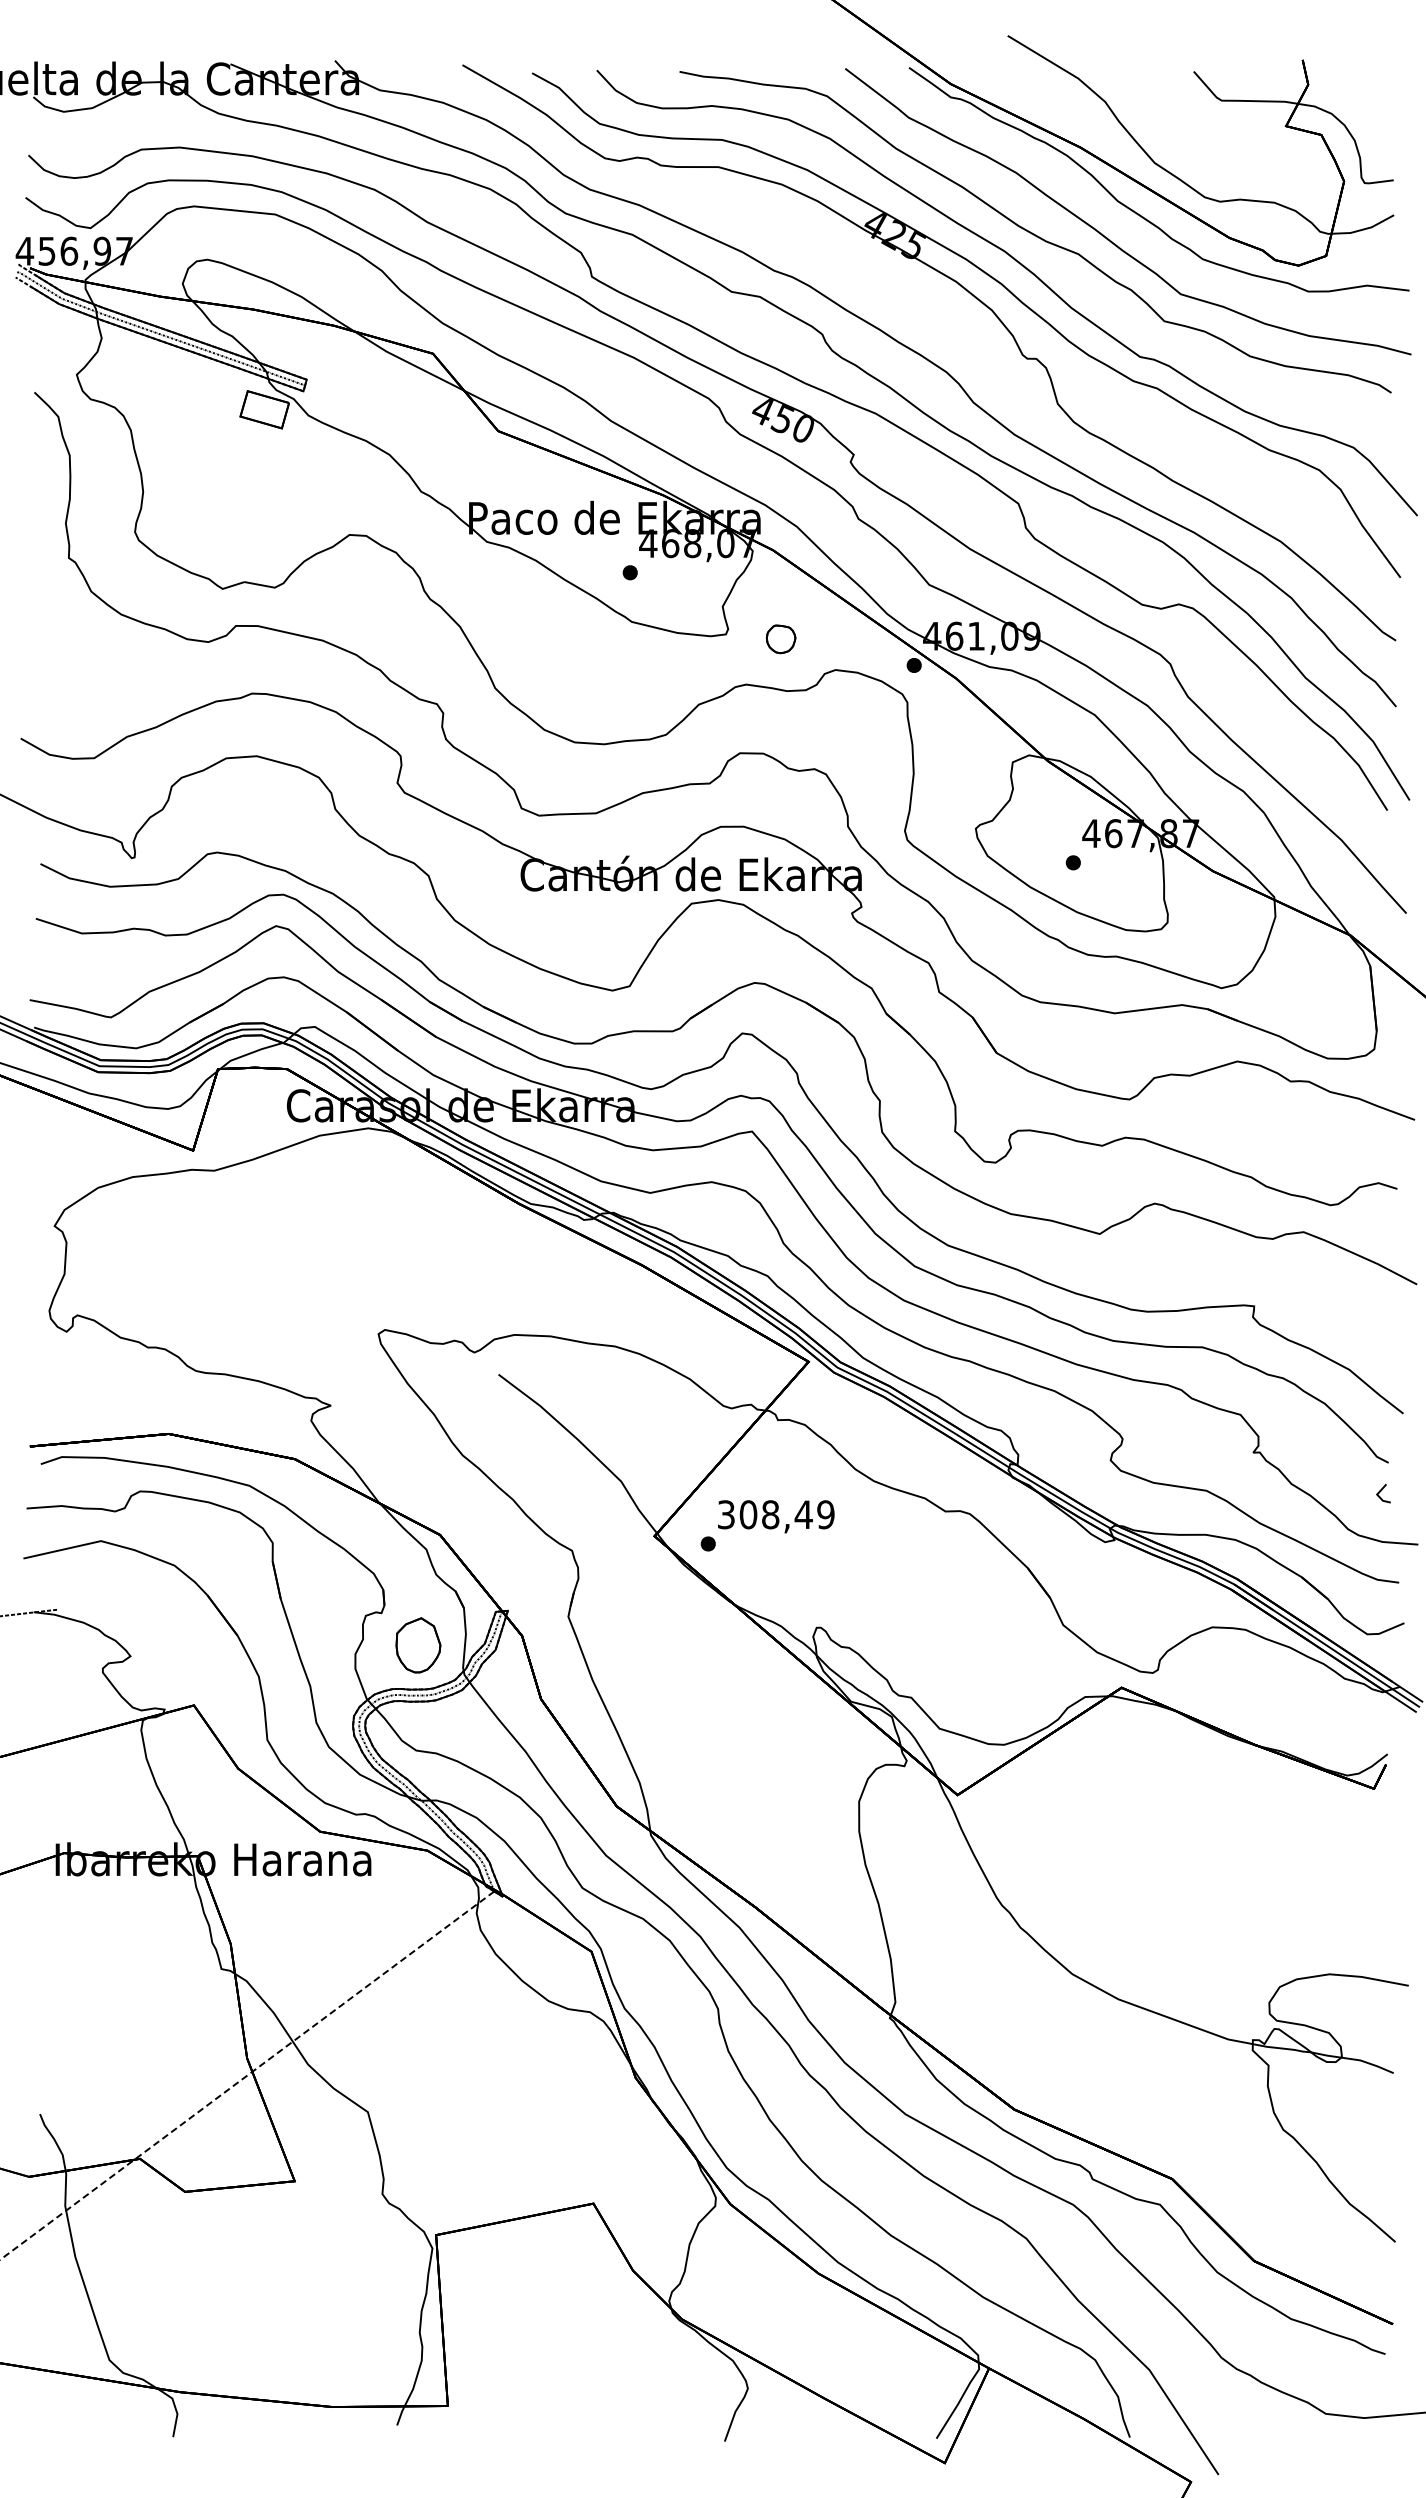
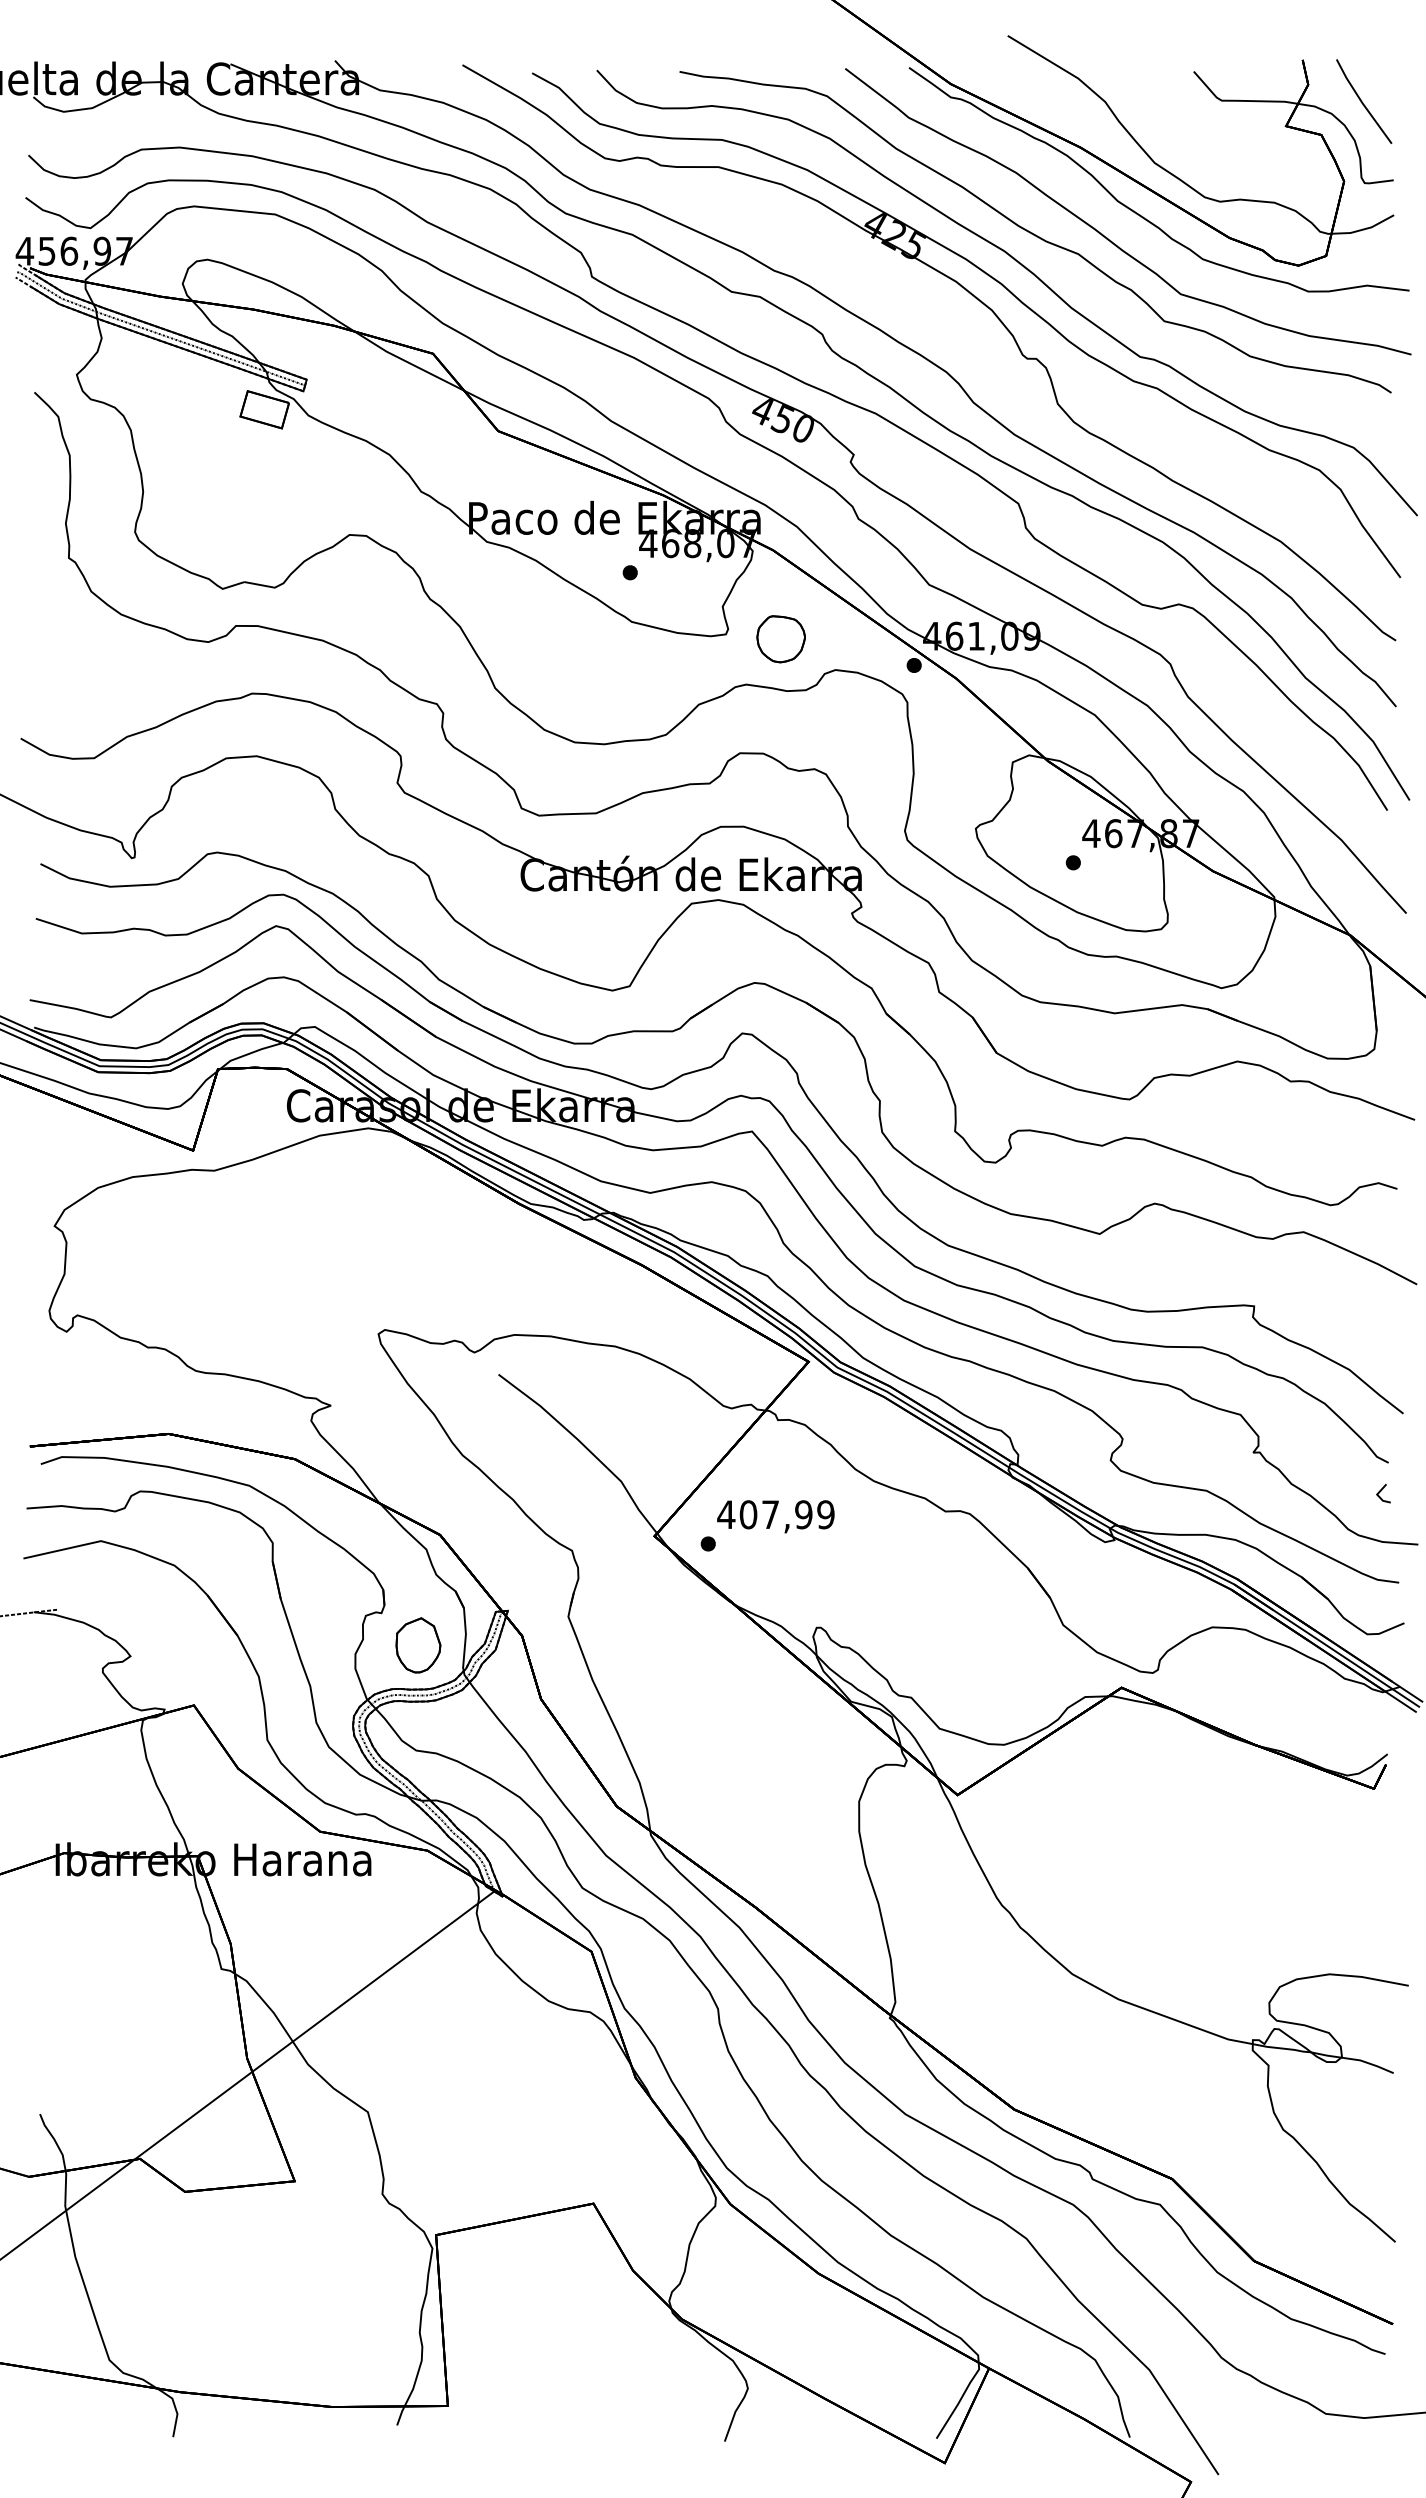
part: none -> present (1364, 101)
part size: 32x31 px -> 50x49 px (780, 639)
text: 308,49 -> 407,99 (764, 1514)
line: dashed -> solid (246, 2076)
